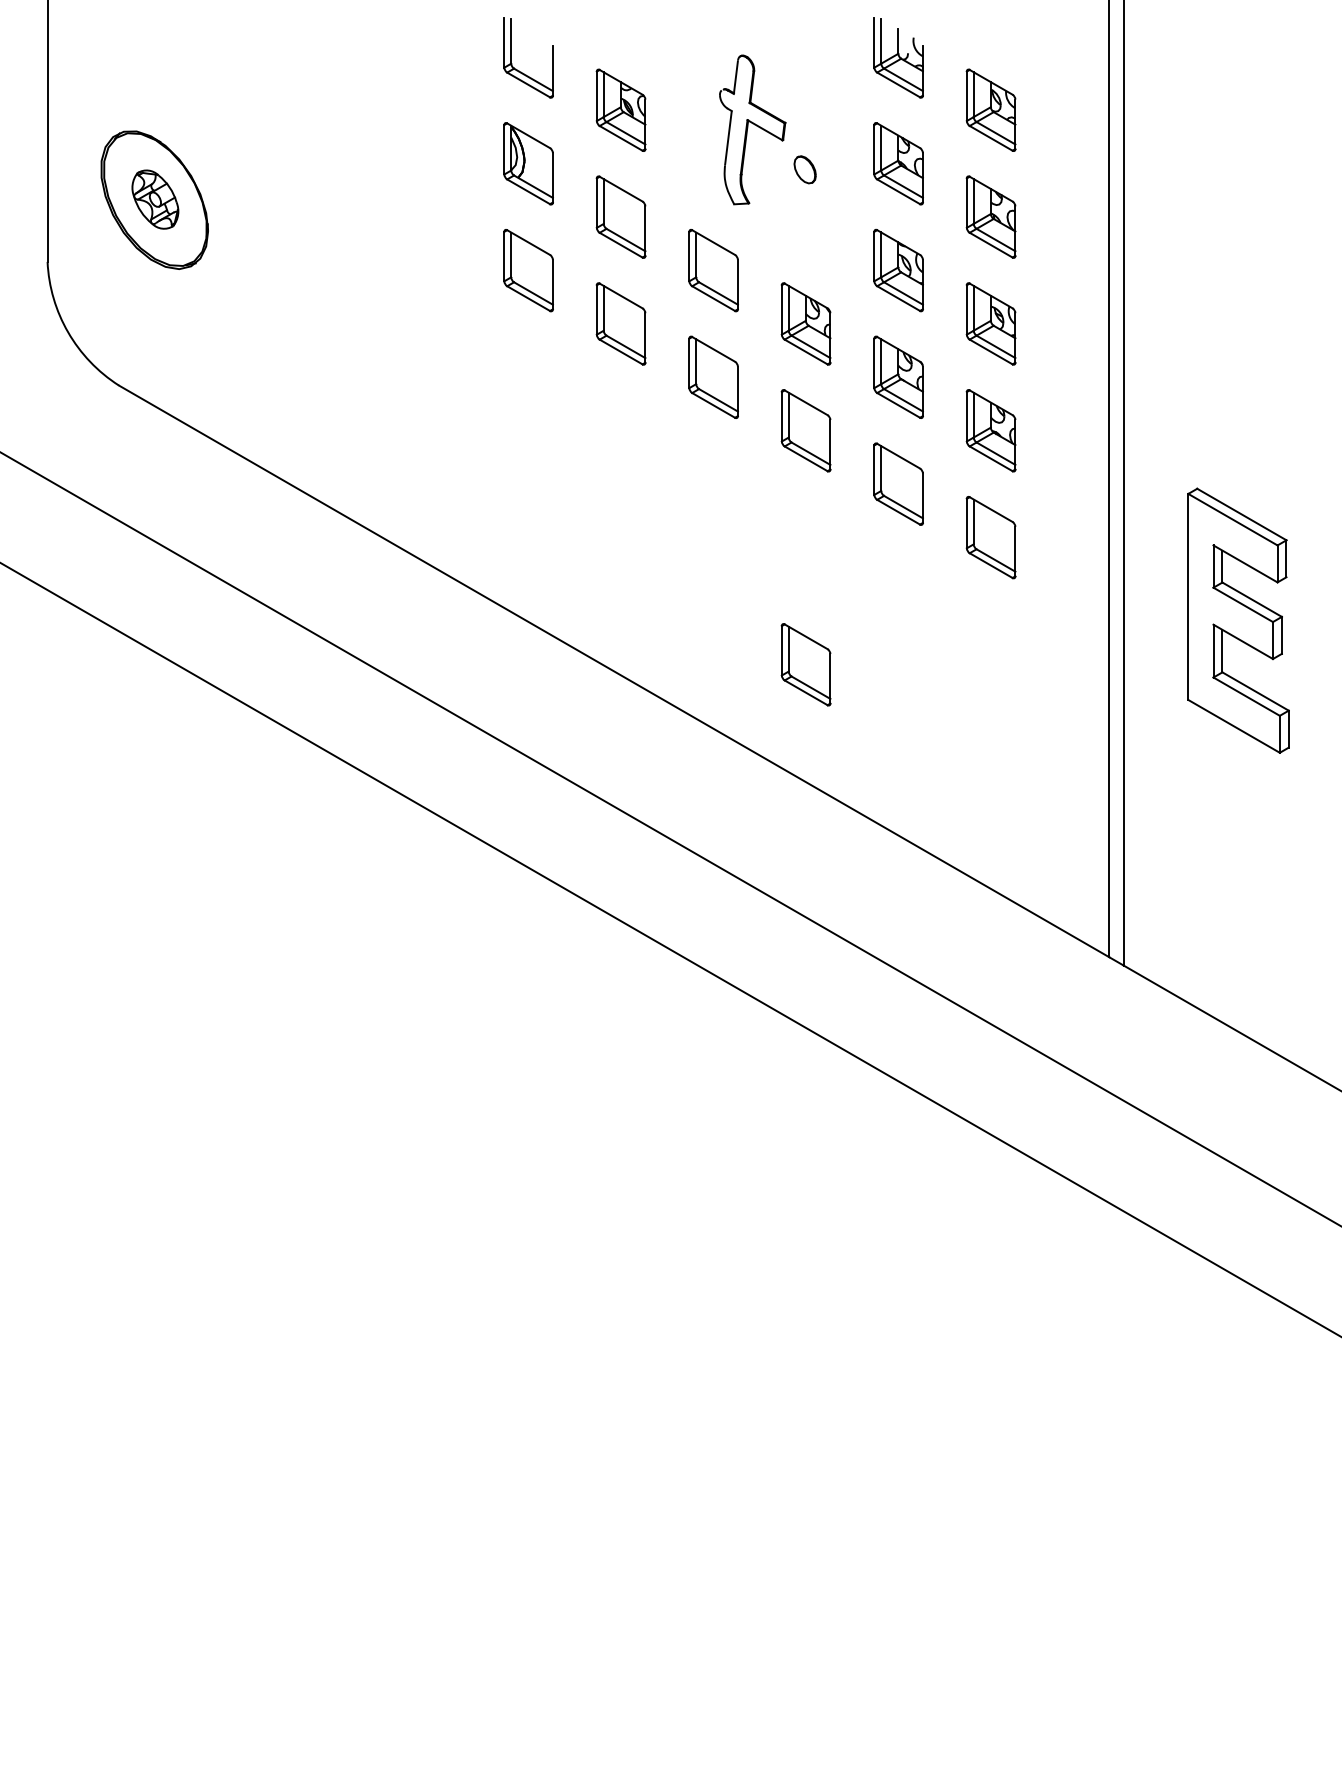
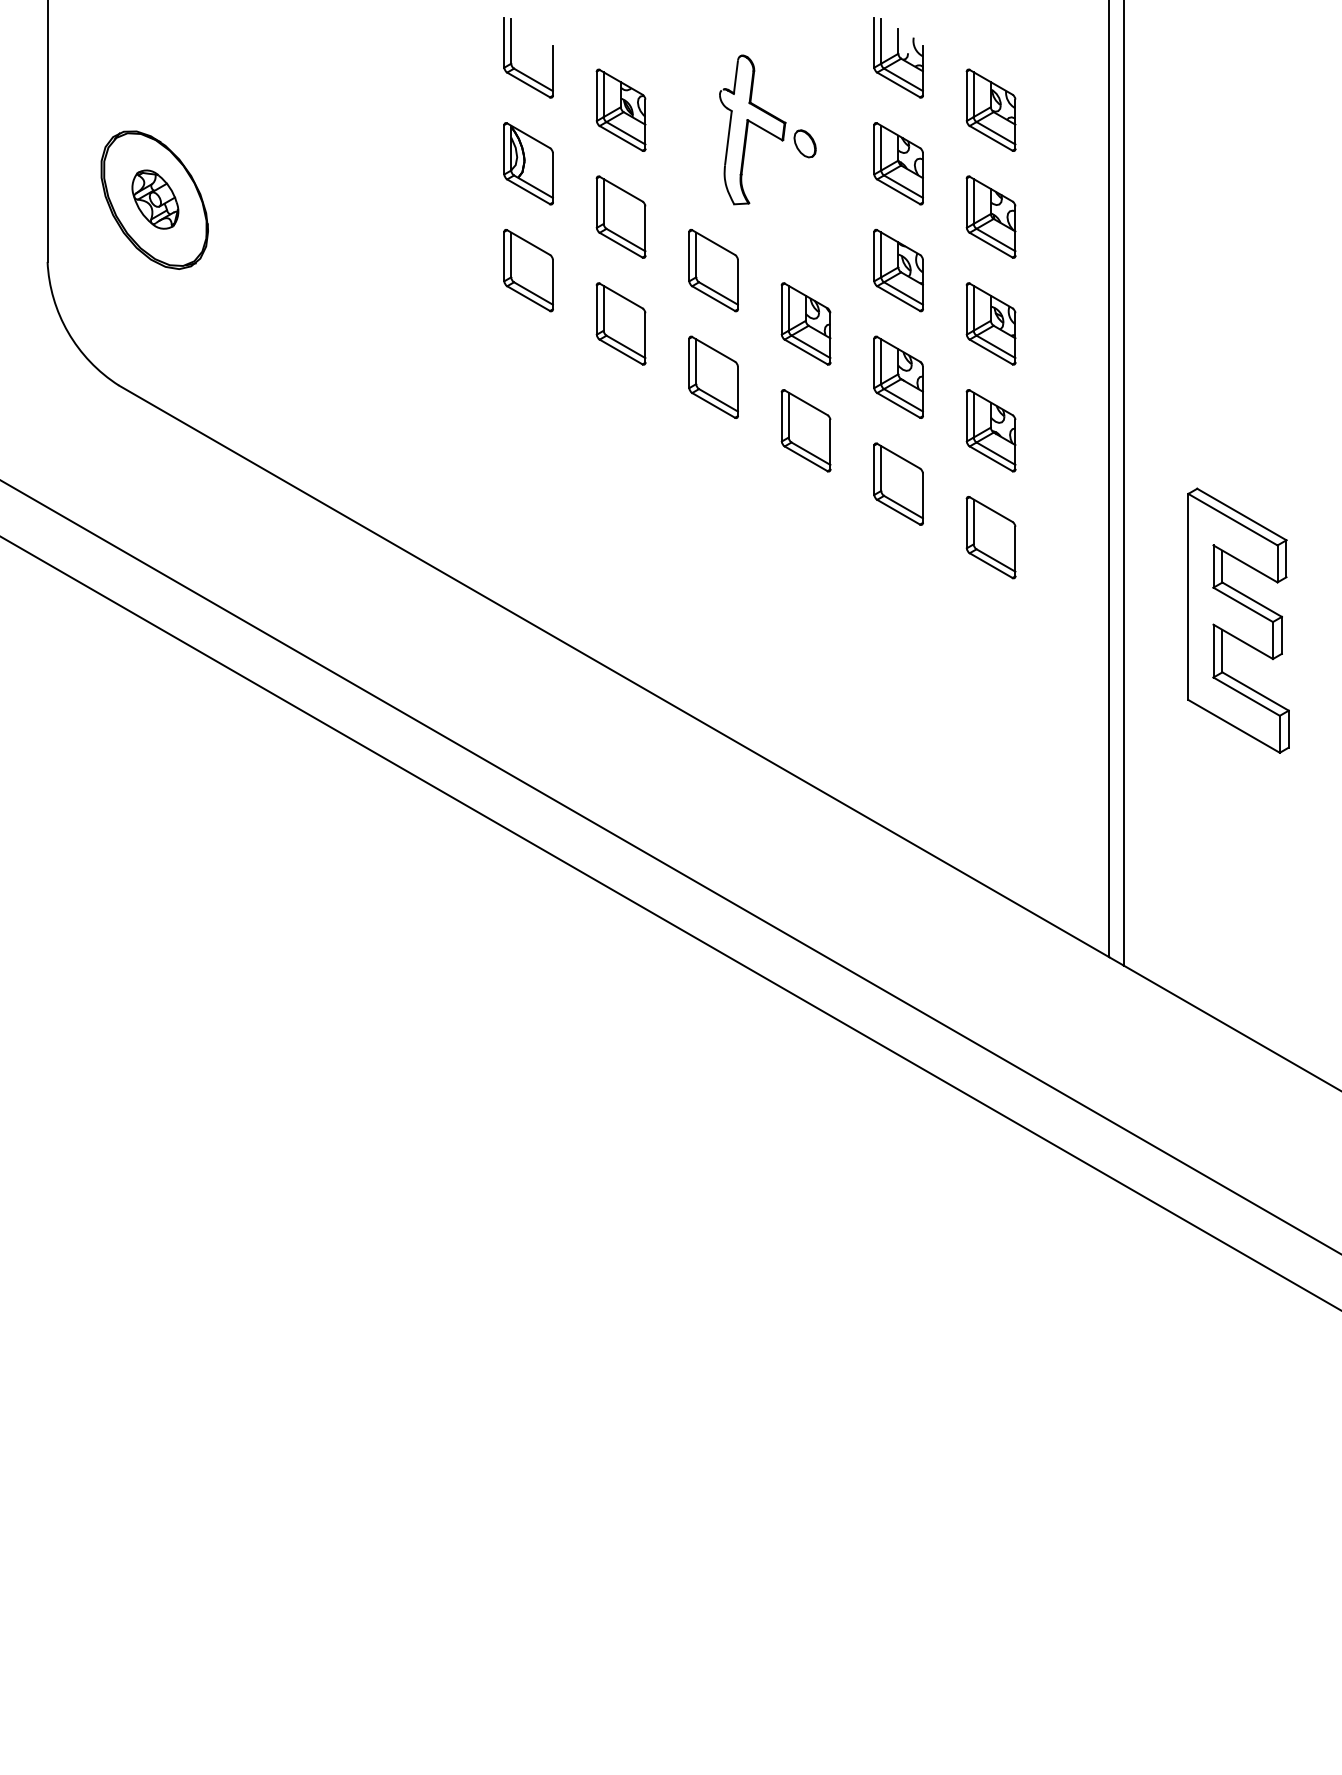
part position: (804, 169) -> (804, 143) (804, 143)
part: present -> none (805, 664)
line position: (670, 838) -> (670, 866) (670, 866)
line position: (670, 949) -> (670, 922) (670, 922)
